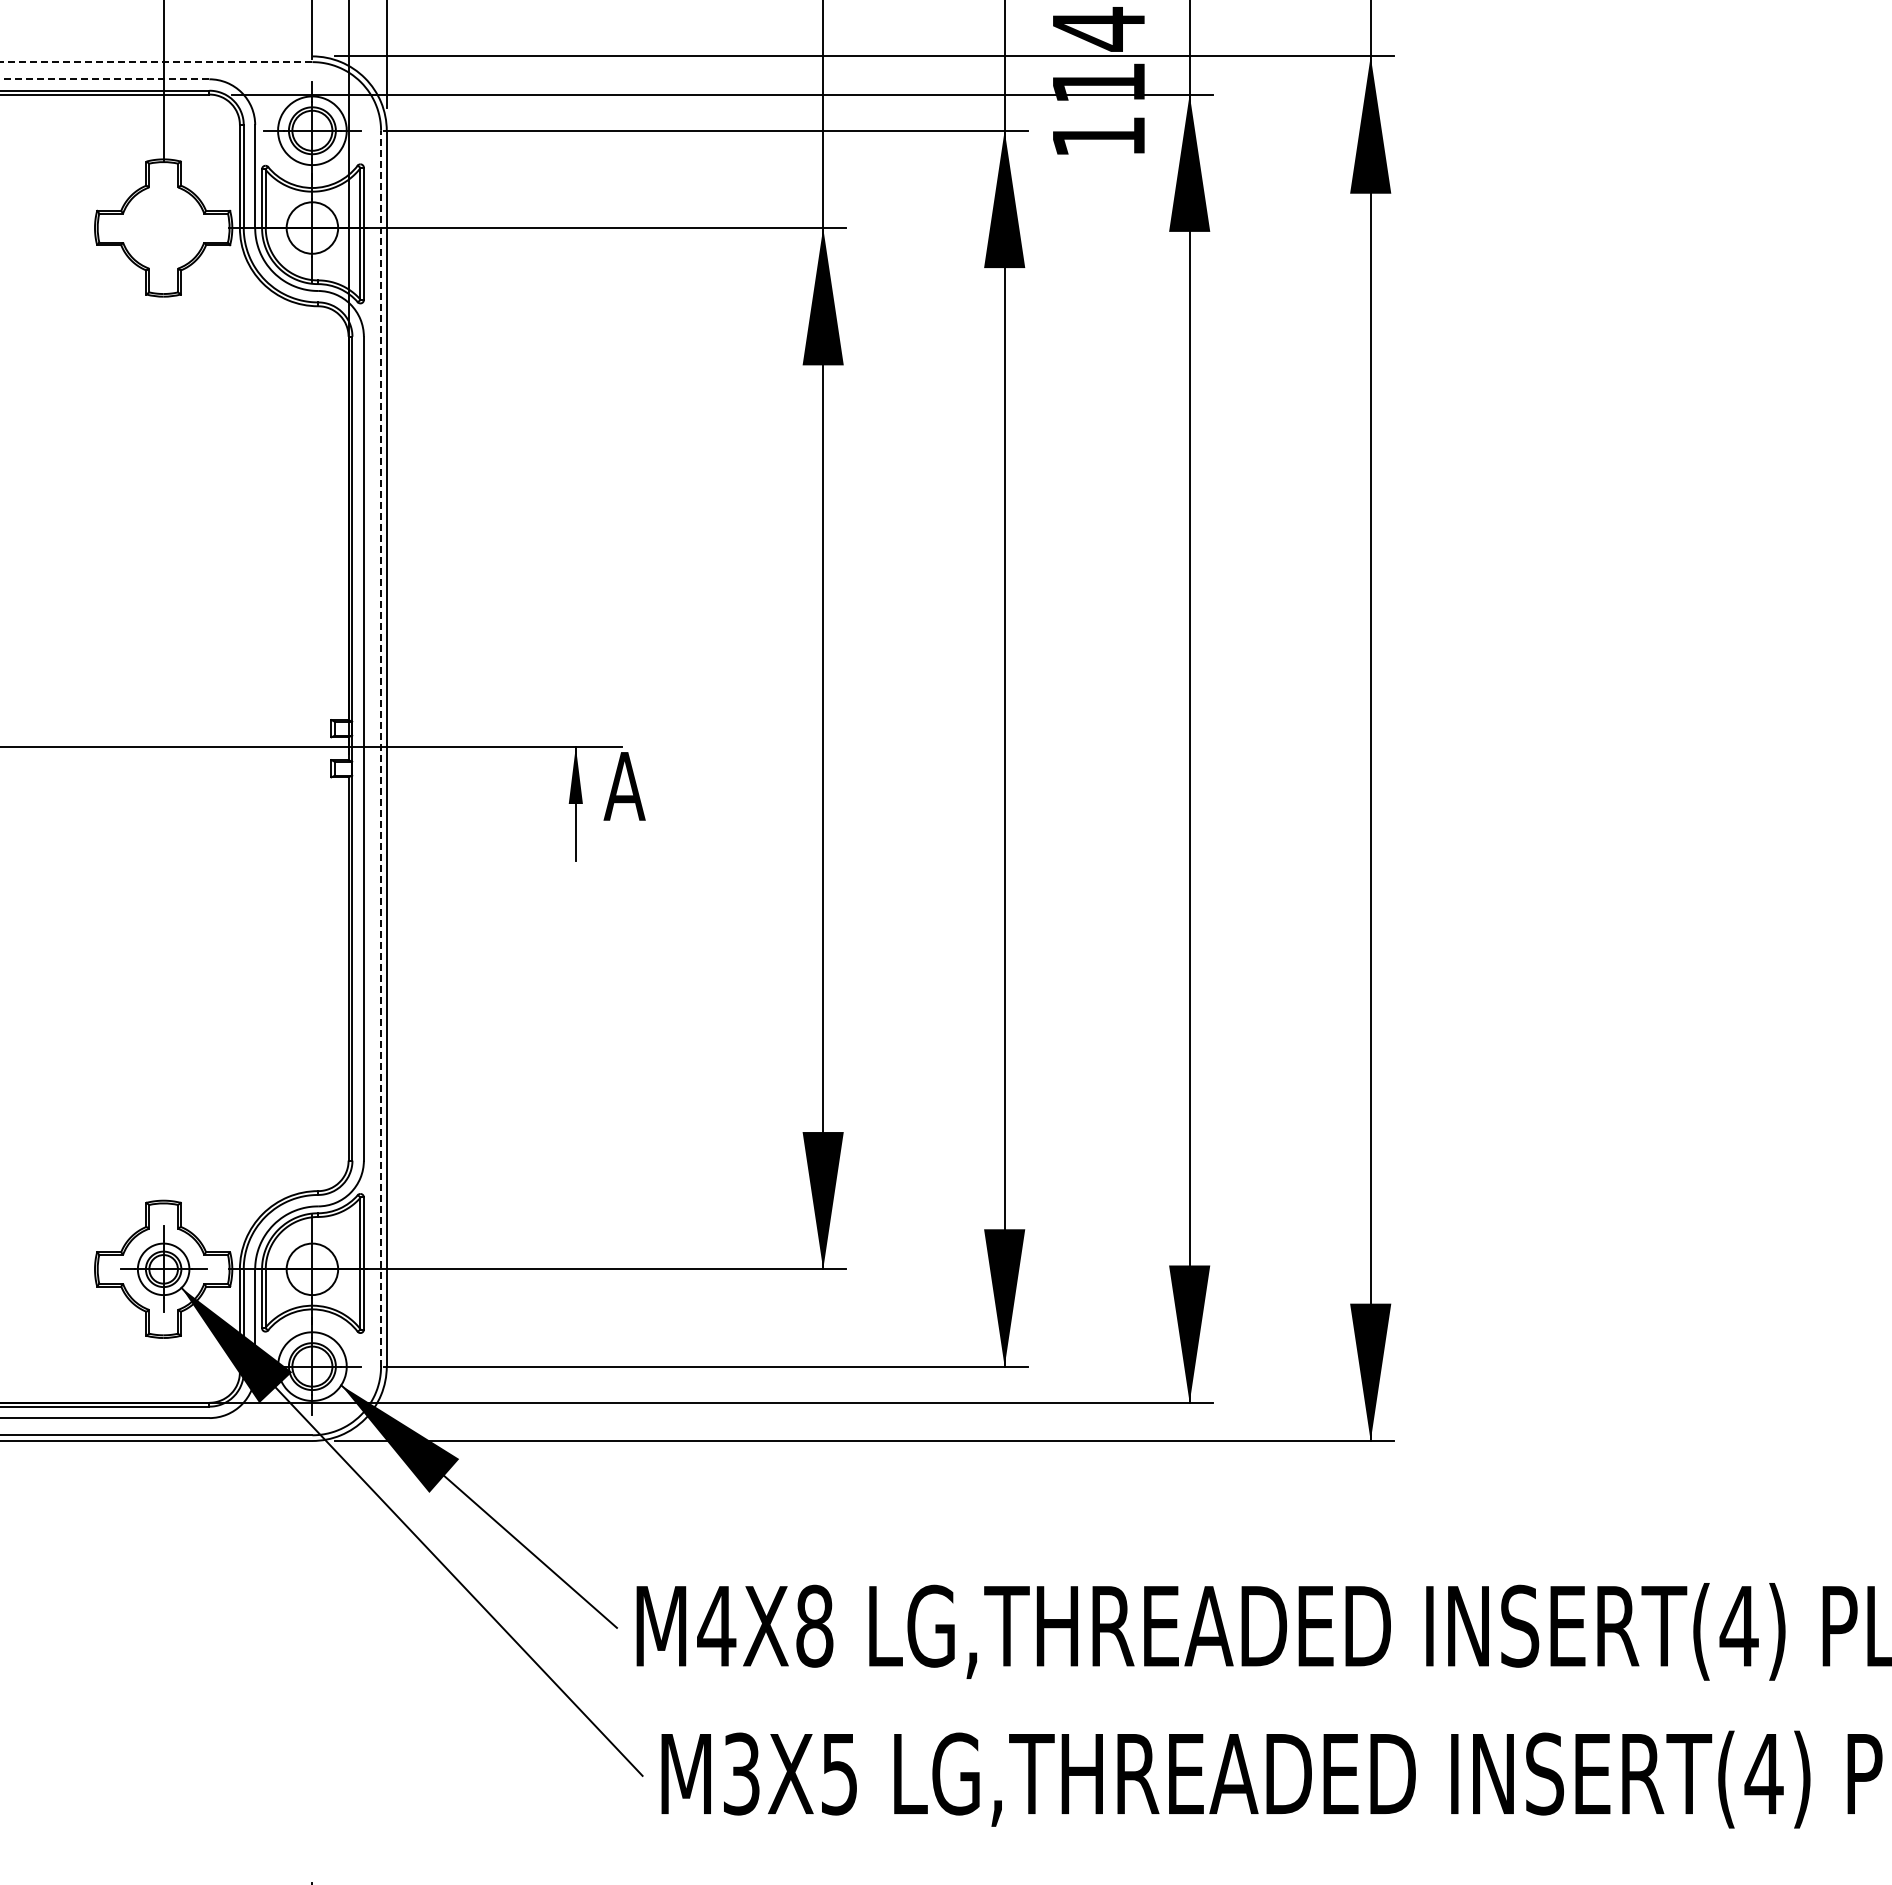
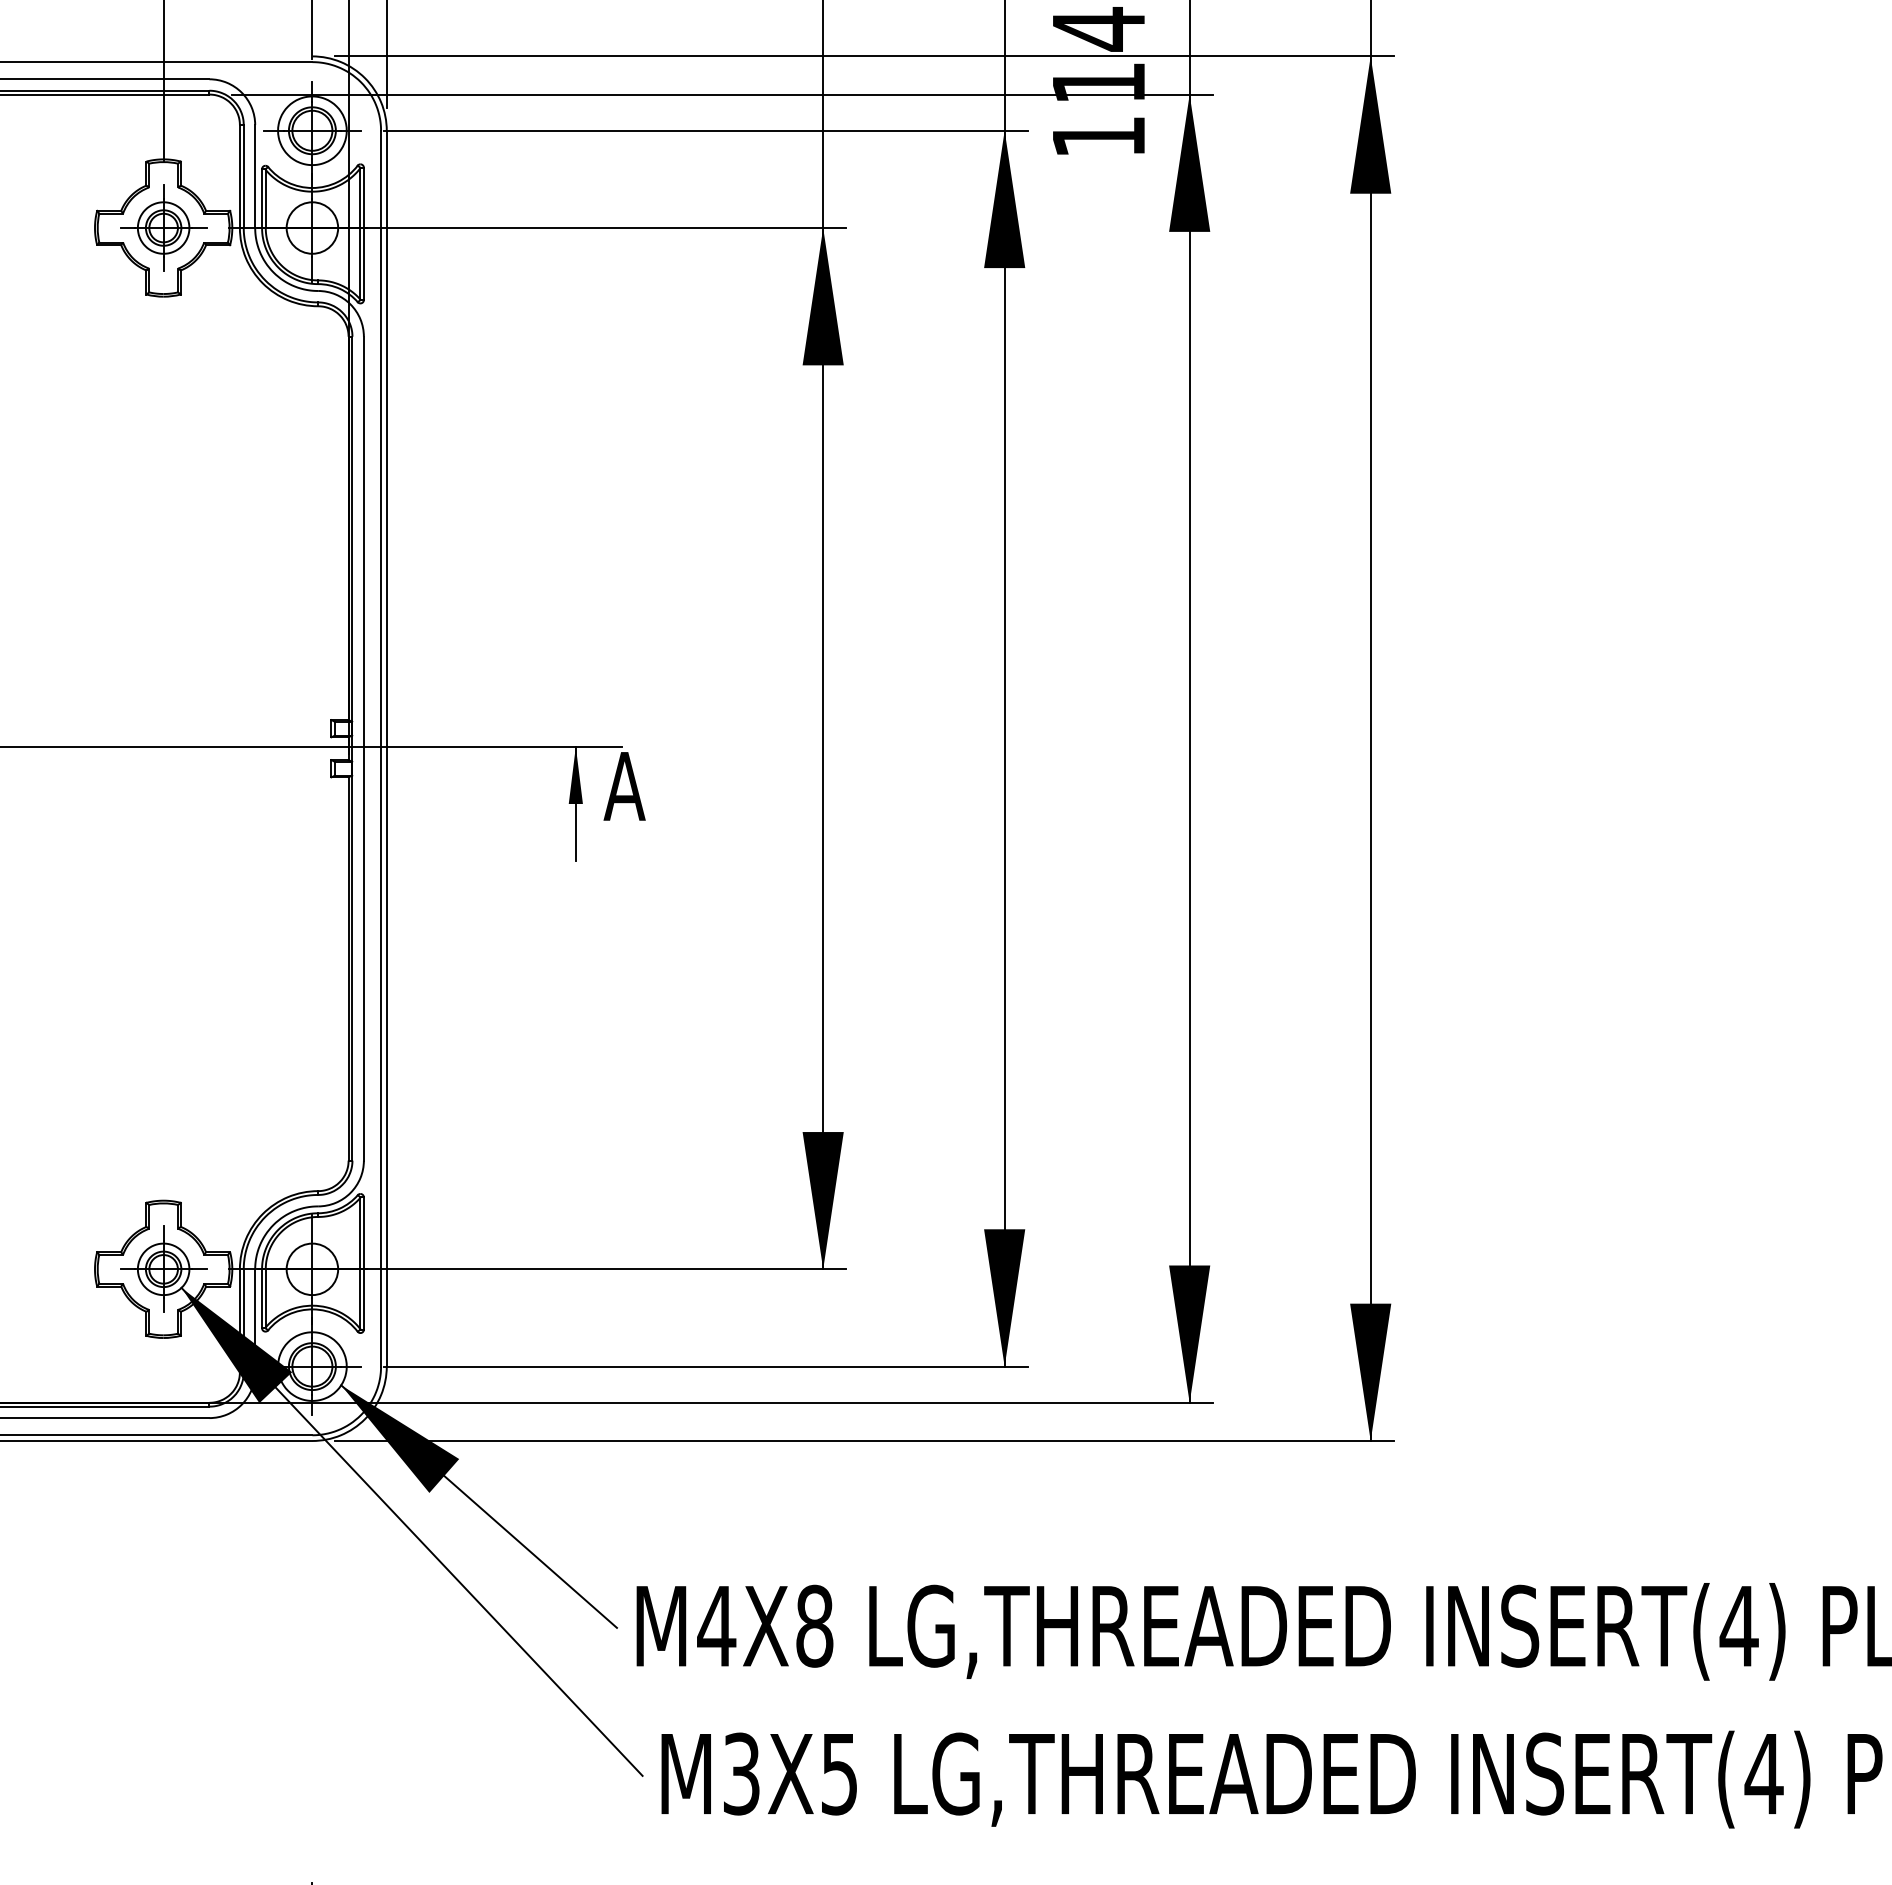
line: dashed -> solid (156, 62)
line: dashed -> solid (105, 79)
part: none -> present (163, 227)
line: dashed -> solid (381, 748)
